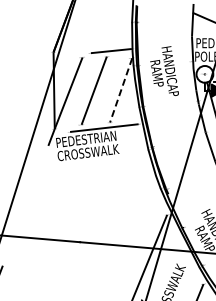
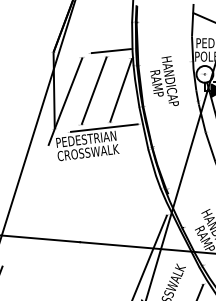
text position: (164, 70) -> (164, 80) (164, 80)
line: dashed -> solid (121, 90)
